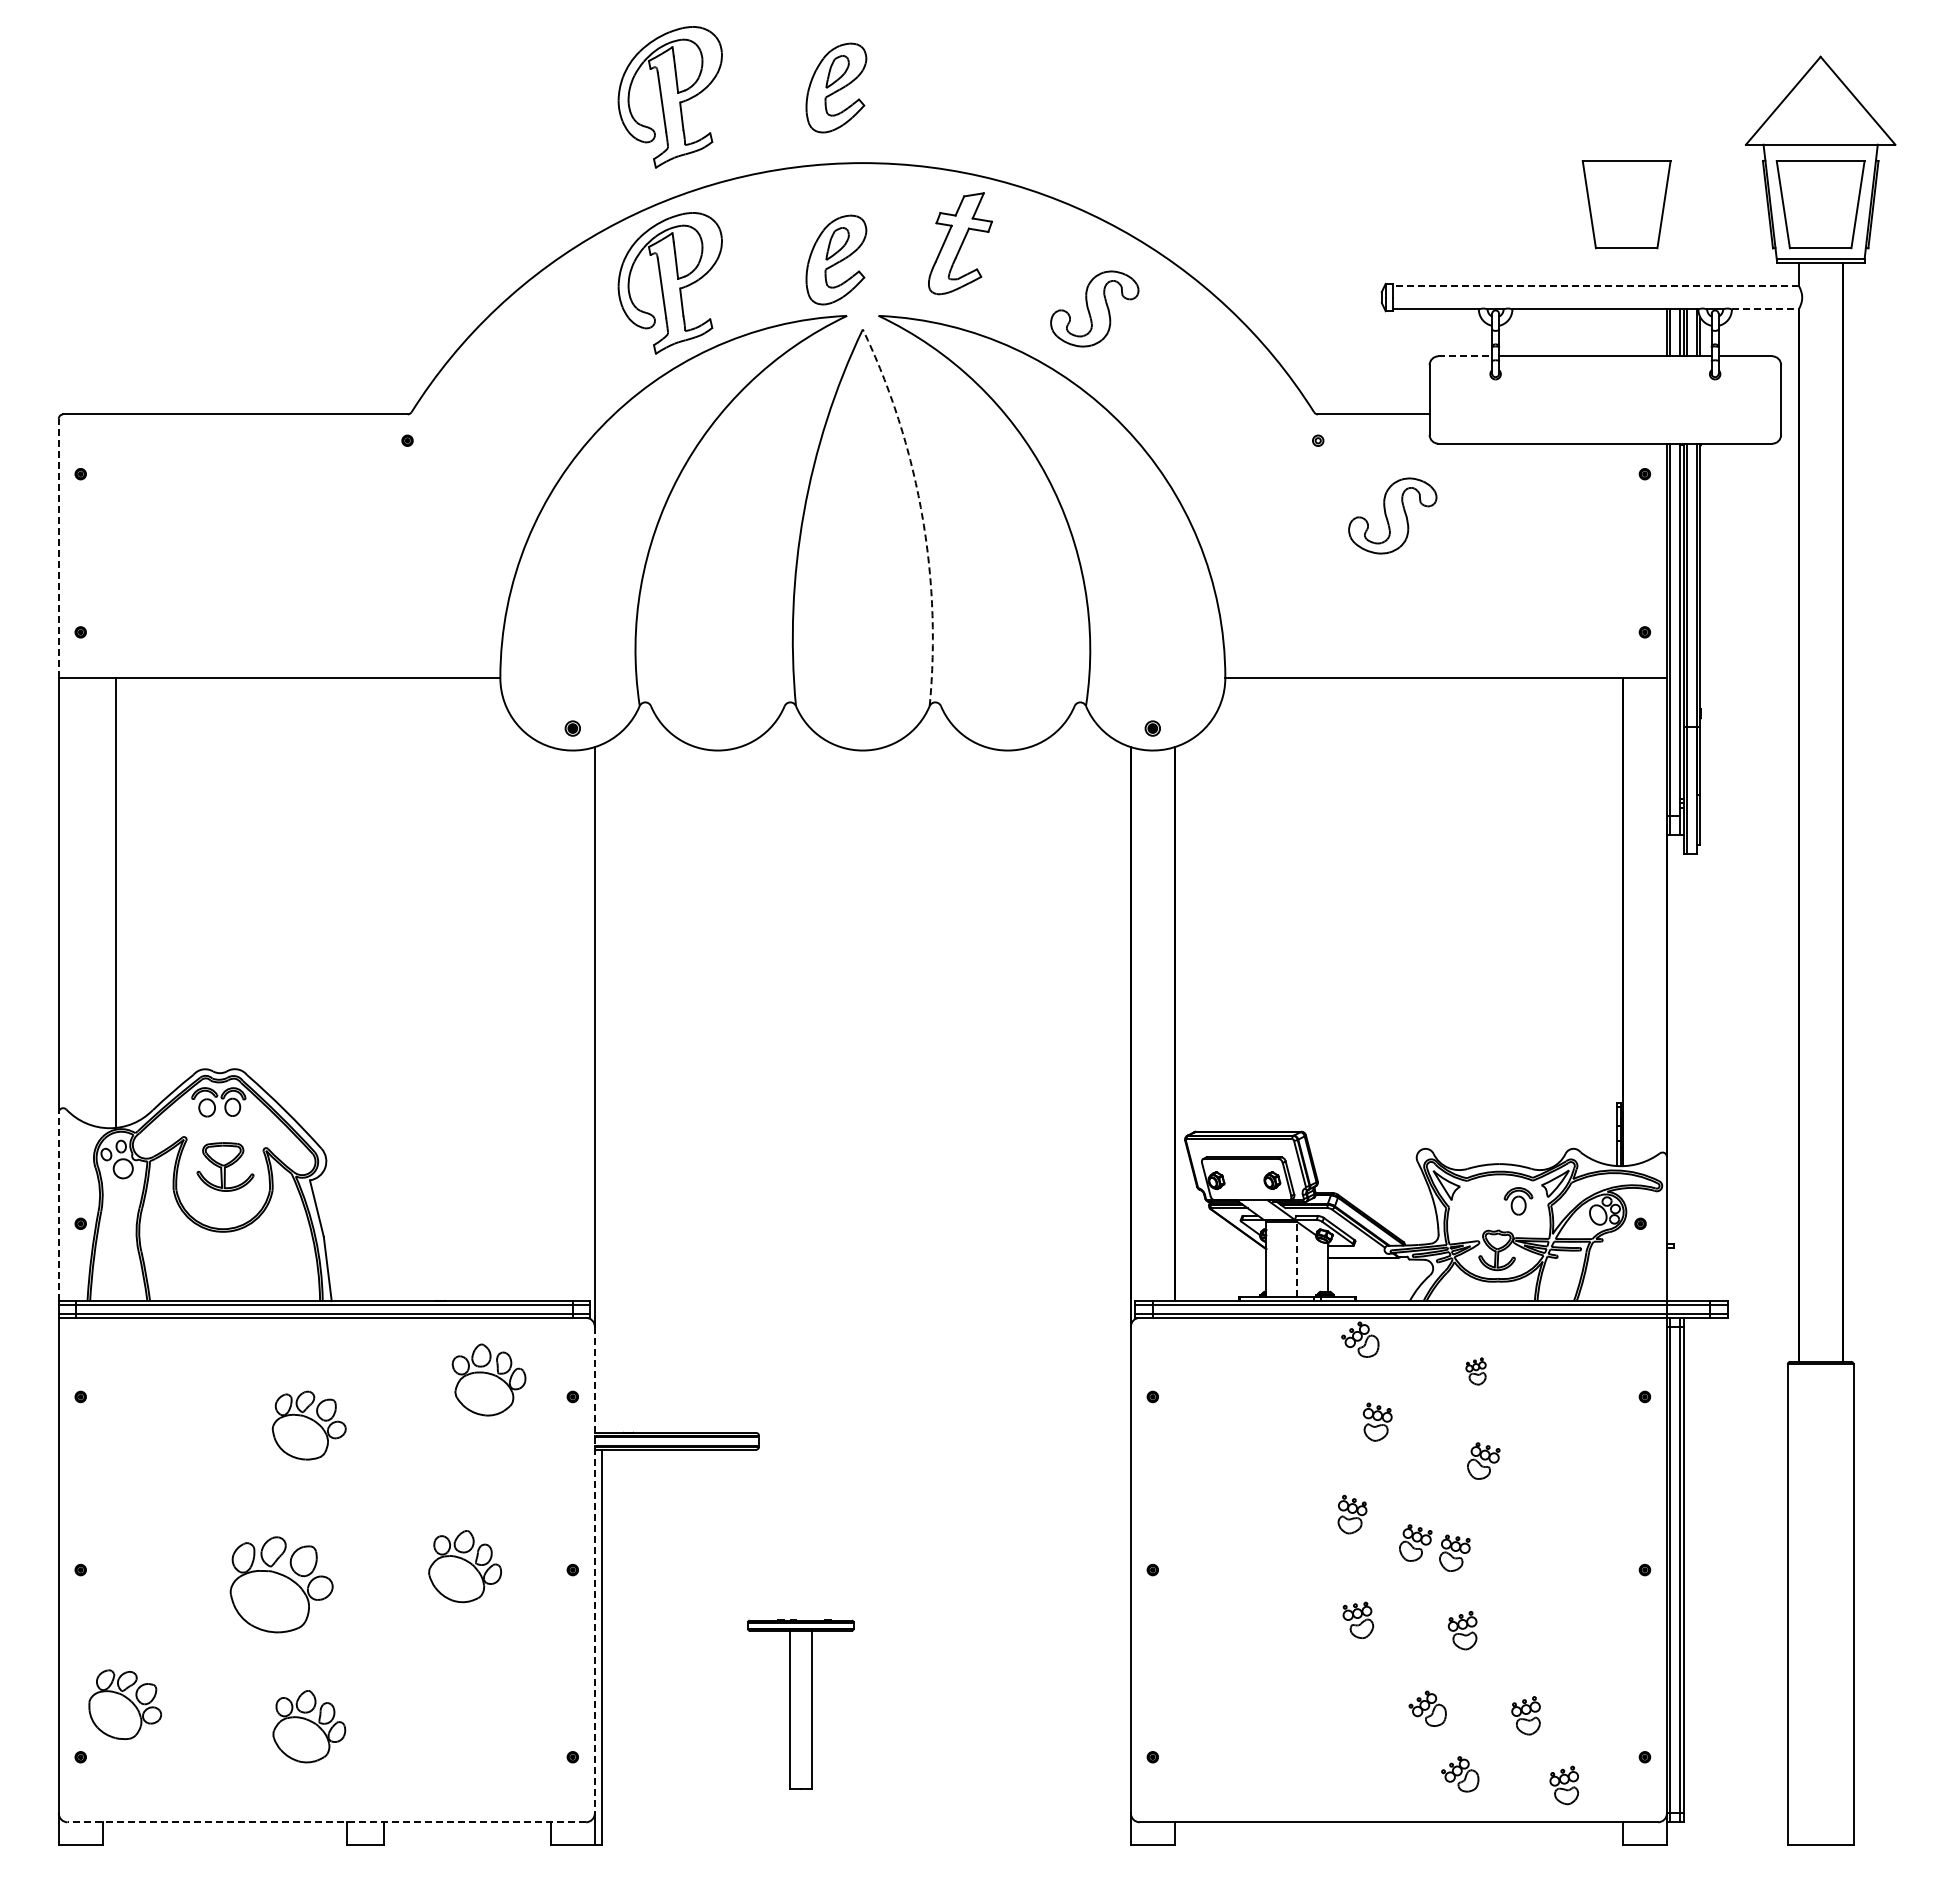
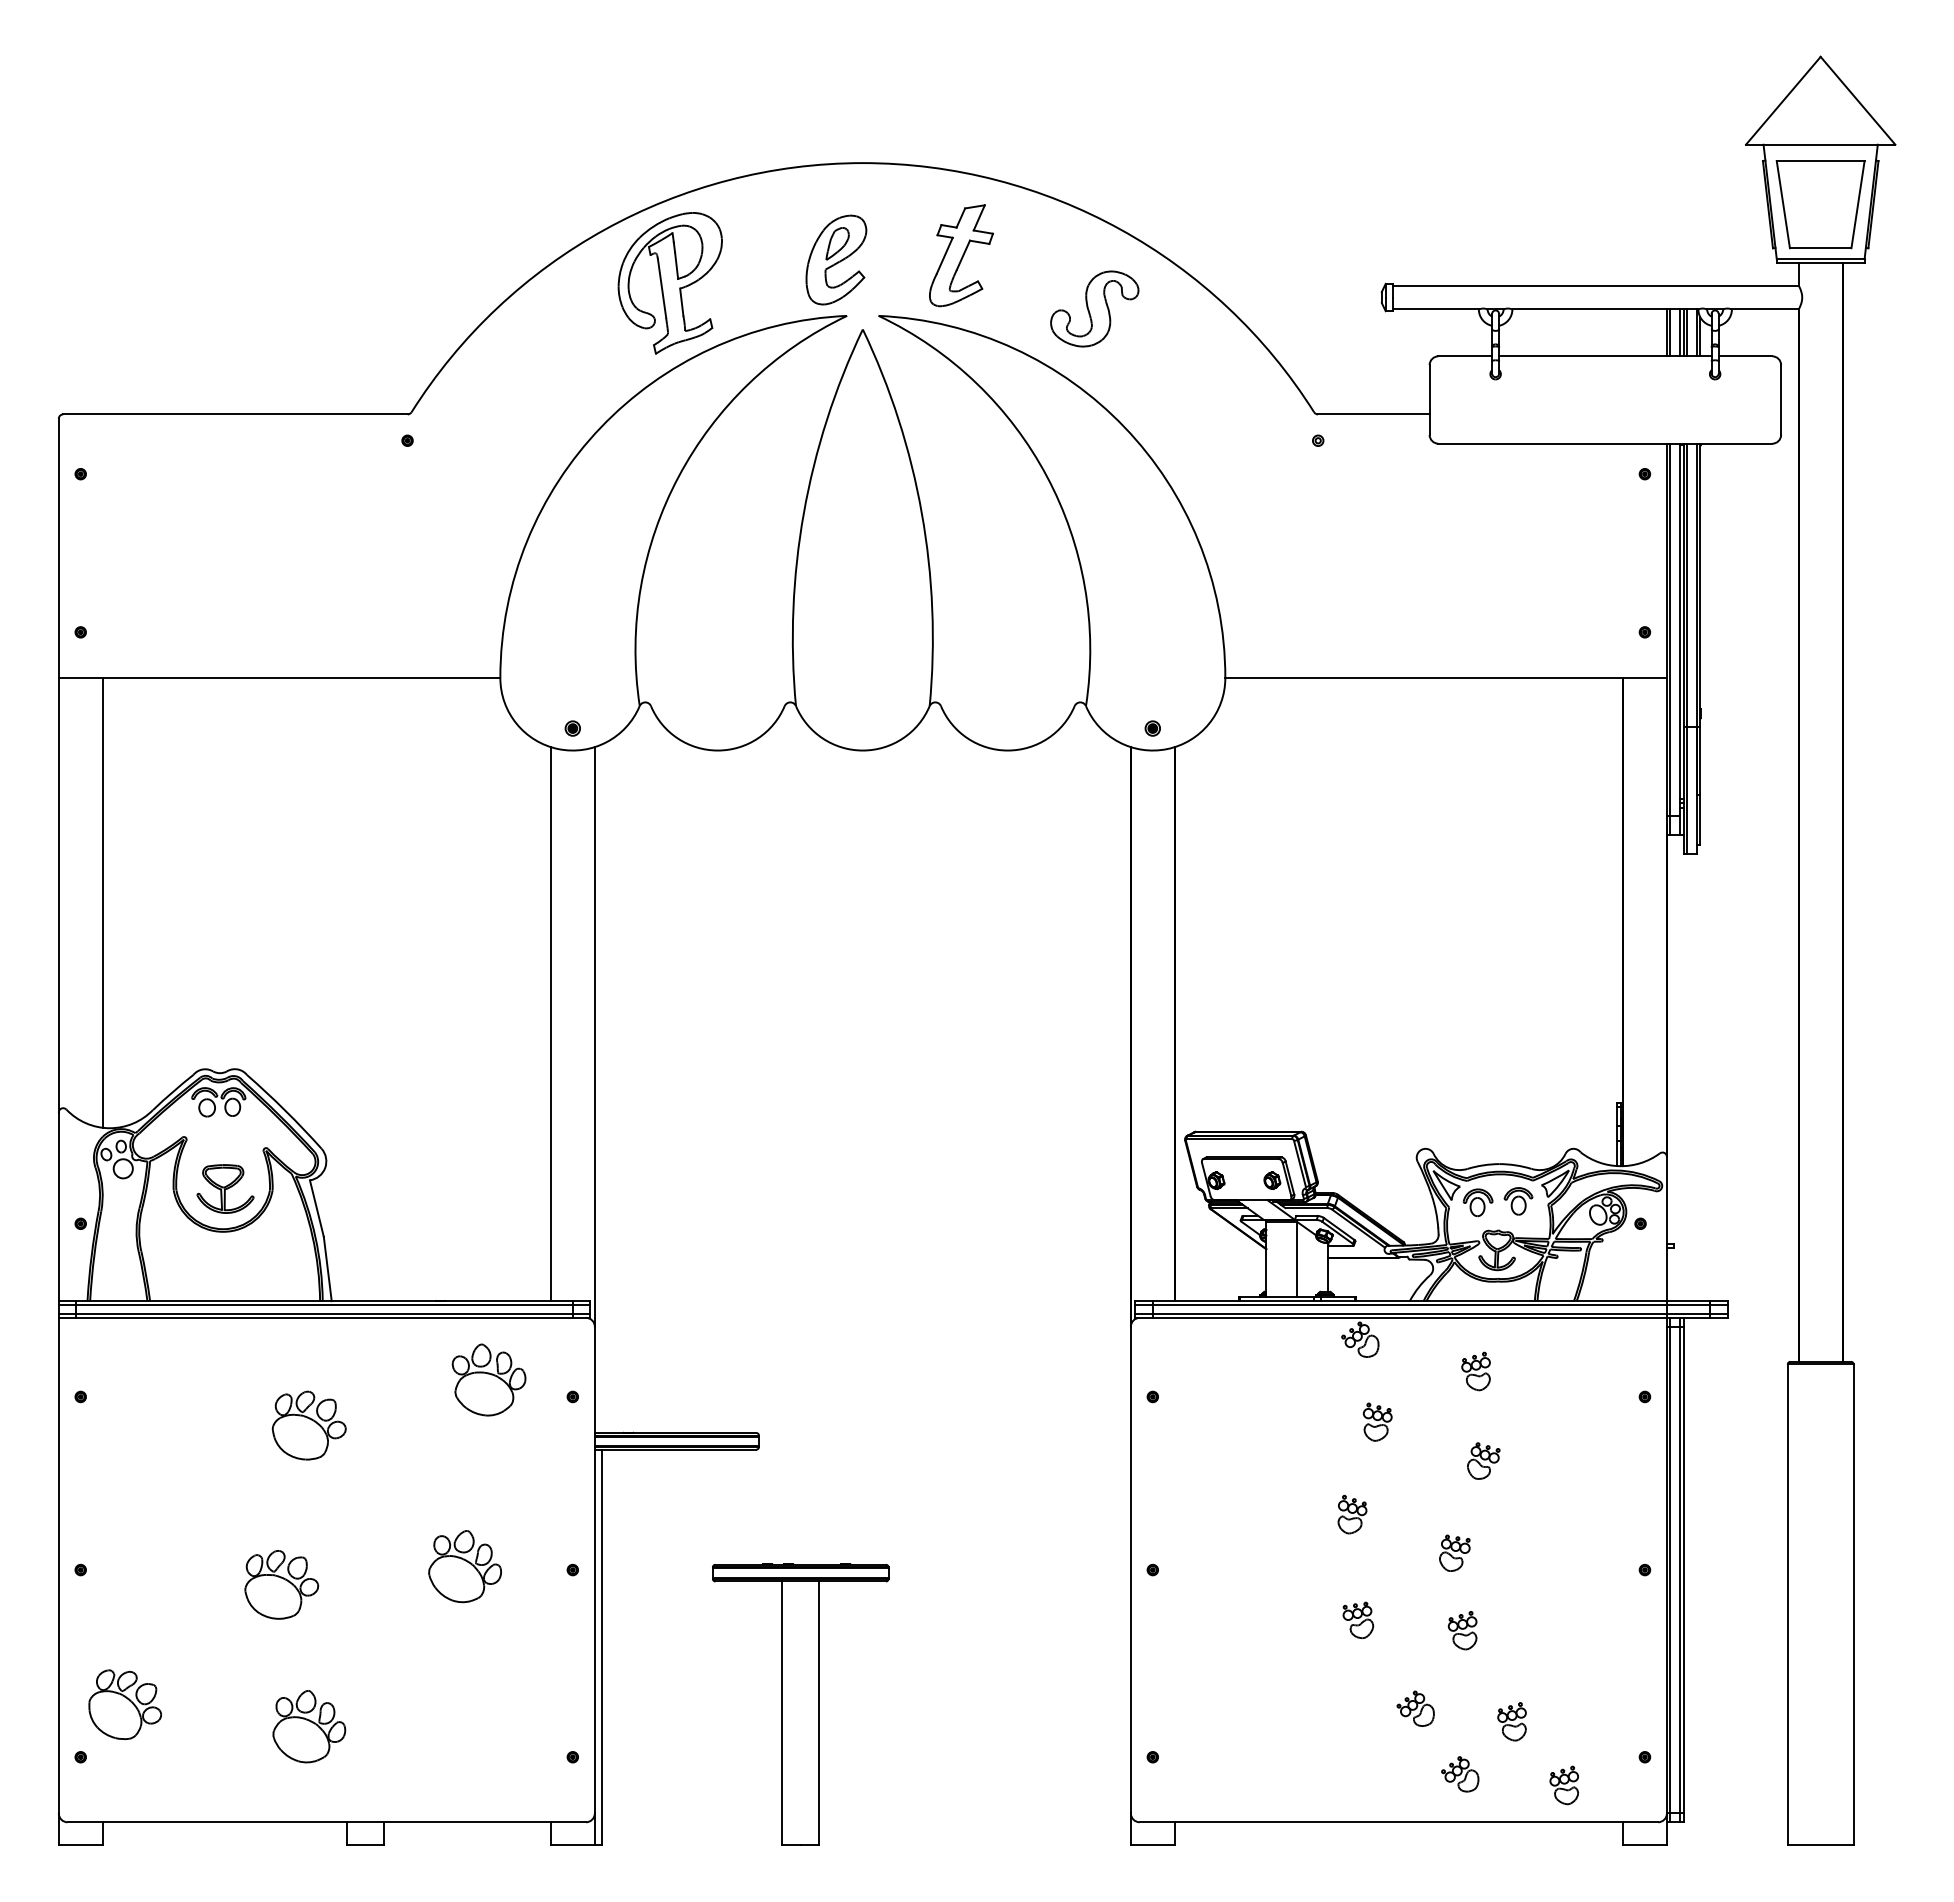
part: present -> none (836, 87)
part: present -> none (669, 97)
part: present -> none (1626, 204)
part position: (960, 243) -> (961, 255) (961, 255)
line: dashed -> solid (1595, 285)
line: dashed -> solid (1765, 309)
line: dashed -> solid (1465, 356)
arc: dashed -> solid (921, 513)
part: present -> none (1392, 515)
line: dashed -> solid (58, 548)
line position: (115, 902) -> (102, 902) (102, 902)
line: none -> present (550, 1024)
part position: (225, 1166) -> (225, 1188) (225, 1188)
part: none -> present (1477, 1202)
line: dashed -> solid (58, 1206)
line: dashed -> solid (1297, 1258)
part size: 22x29 px -> 30x41 px (1475, 1371)
part: present -> none (1415, 1542)
line: dashed -> solid (594, 1570)
part size: 105x98 px -> 76x70 px (281, 1584)
part size: 108x171 px -> 178x283 px (800, 1704)
part position: (1427, 1708) -> (1415, 1708) (1415, 1708)
part position: (1525, 1715) -> (1511, 1721) (1511, 1721)
line: dashed -> solid (326, 1822)
